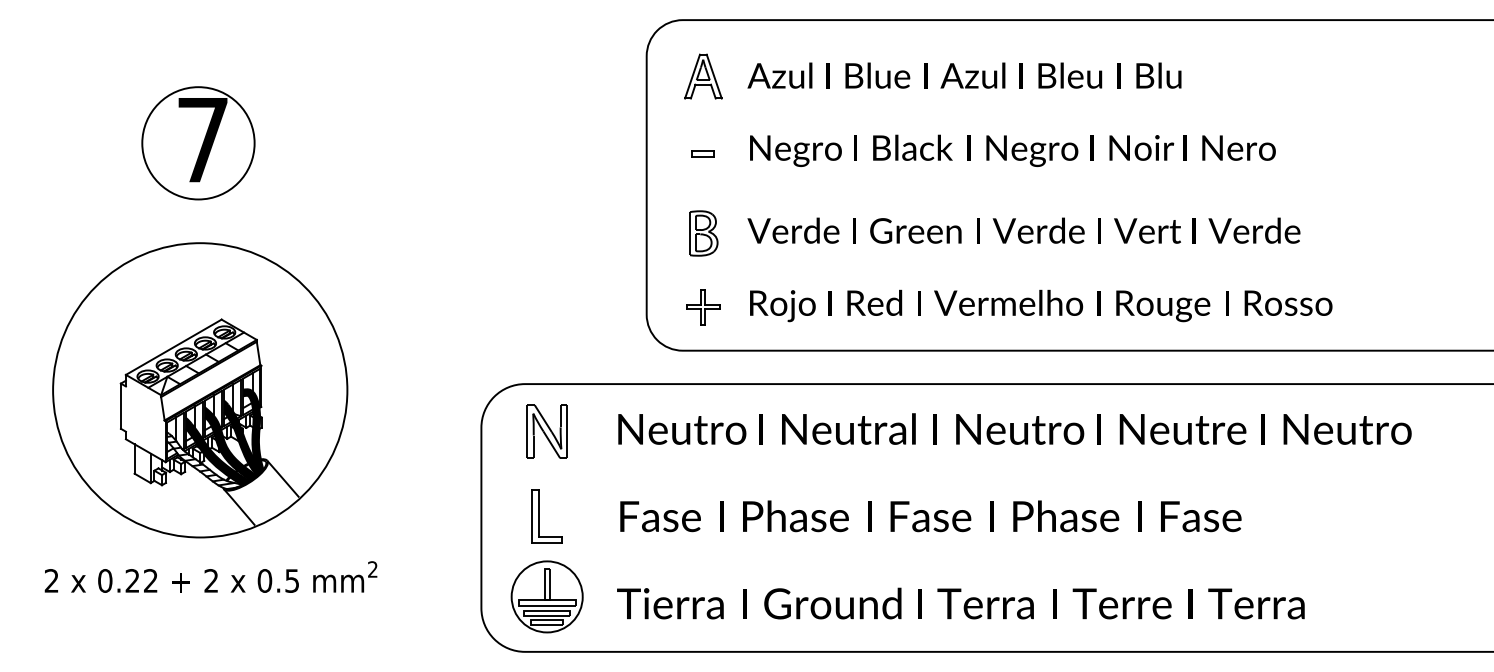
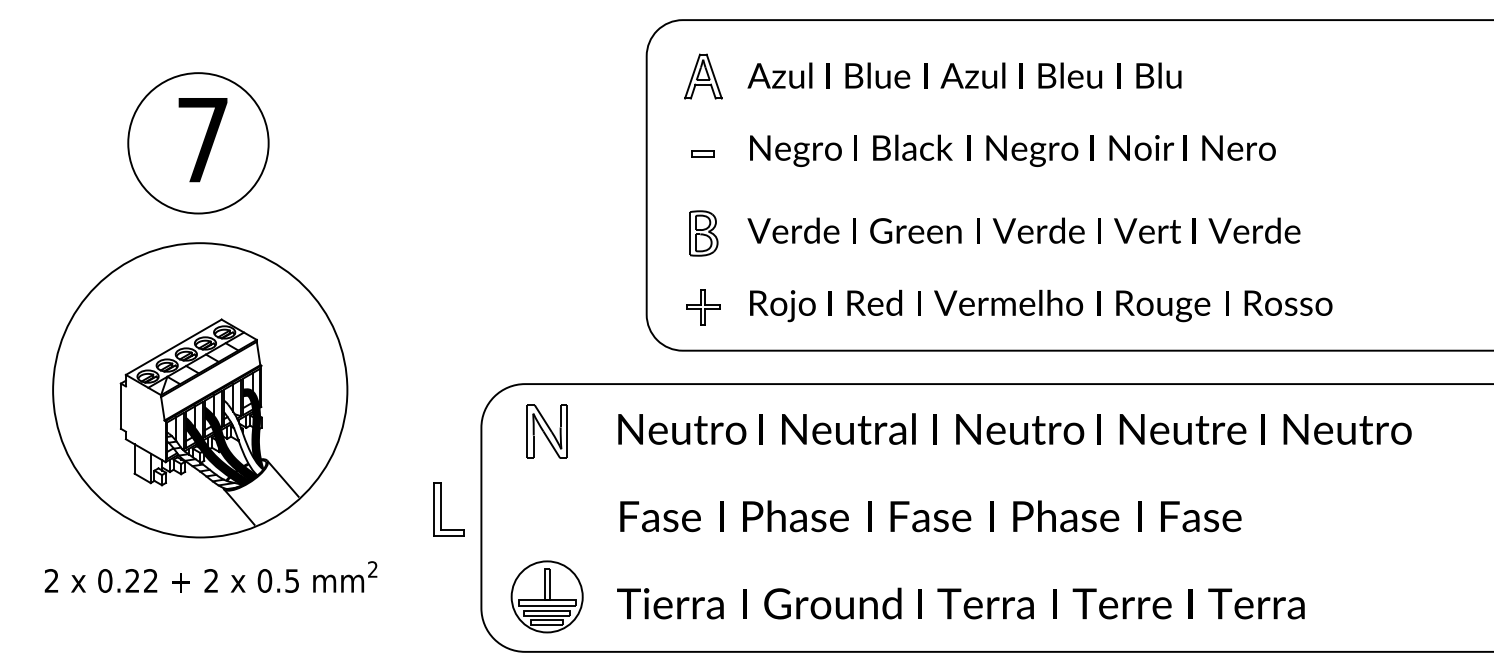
circle diameter: 112 px -> 140 px (198, 143)
fill: present -> none (243, 439)
part position: (539, 516) -> (441, 509) (441, 509)
